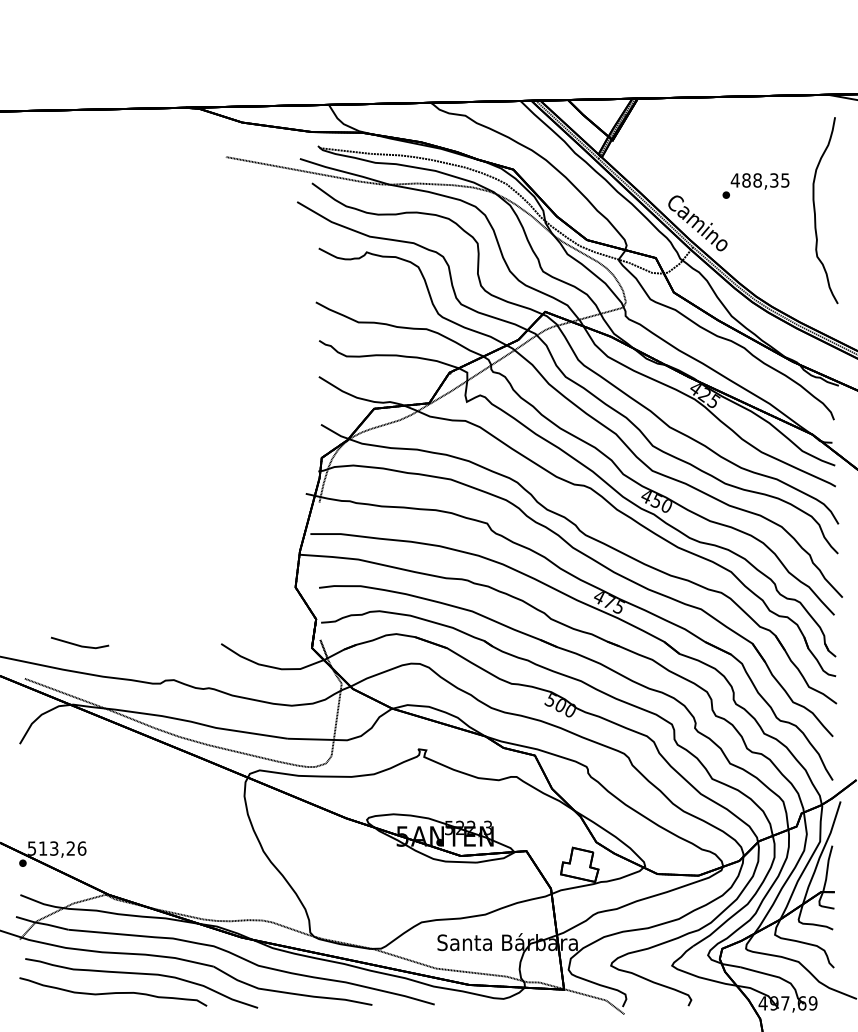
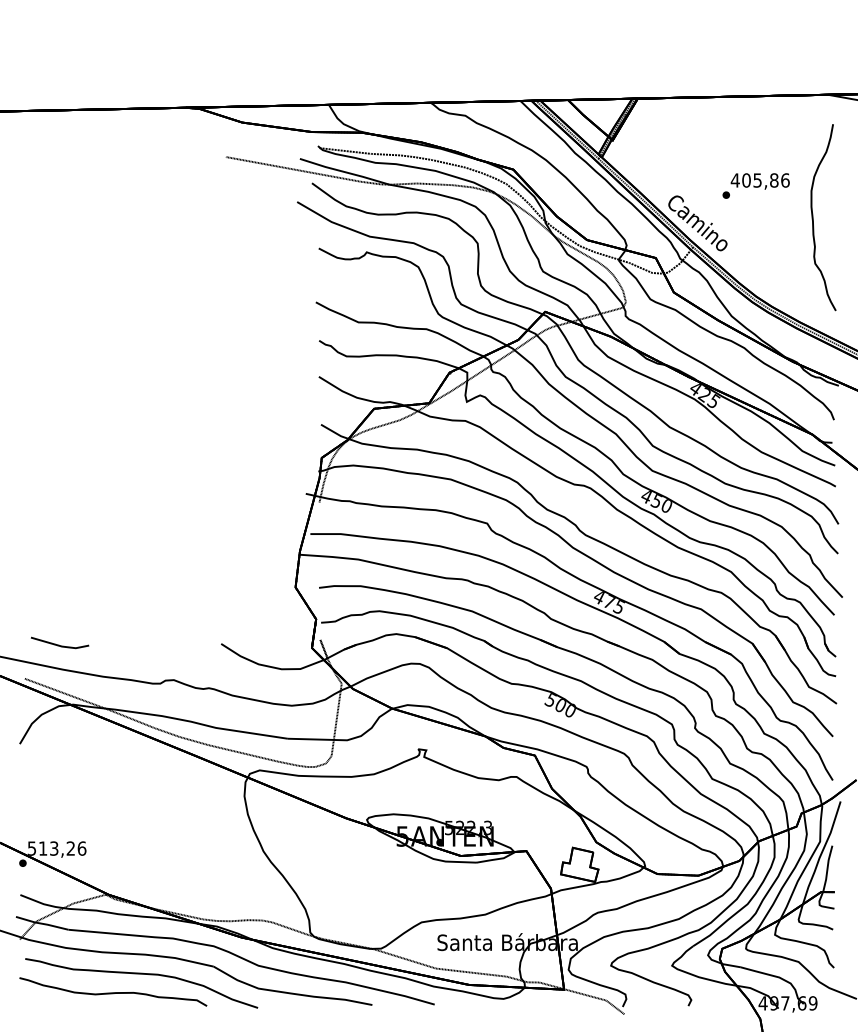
text: 488,35 -> 405,86 (765, 180)
curve position: (815, 210) -> (813, 217) (813, 217)
line position: (79, 644) -> (59, 644) (59, 644)
